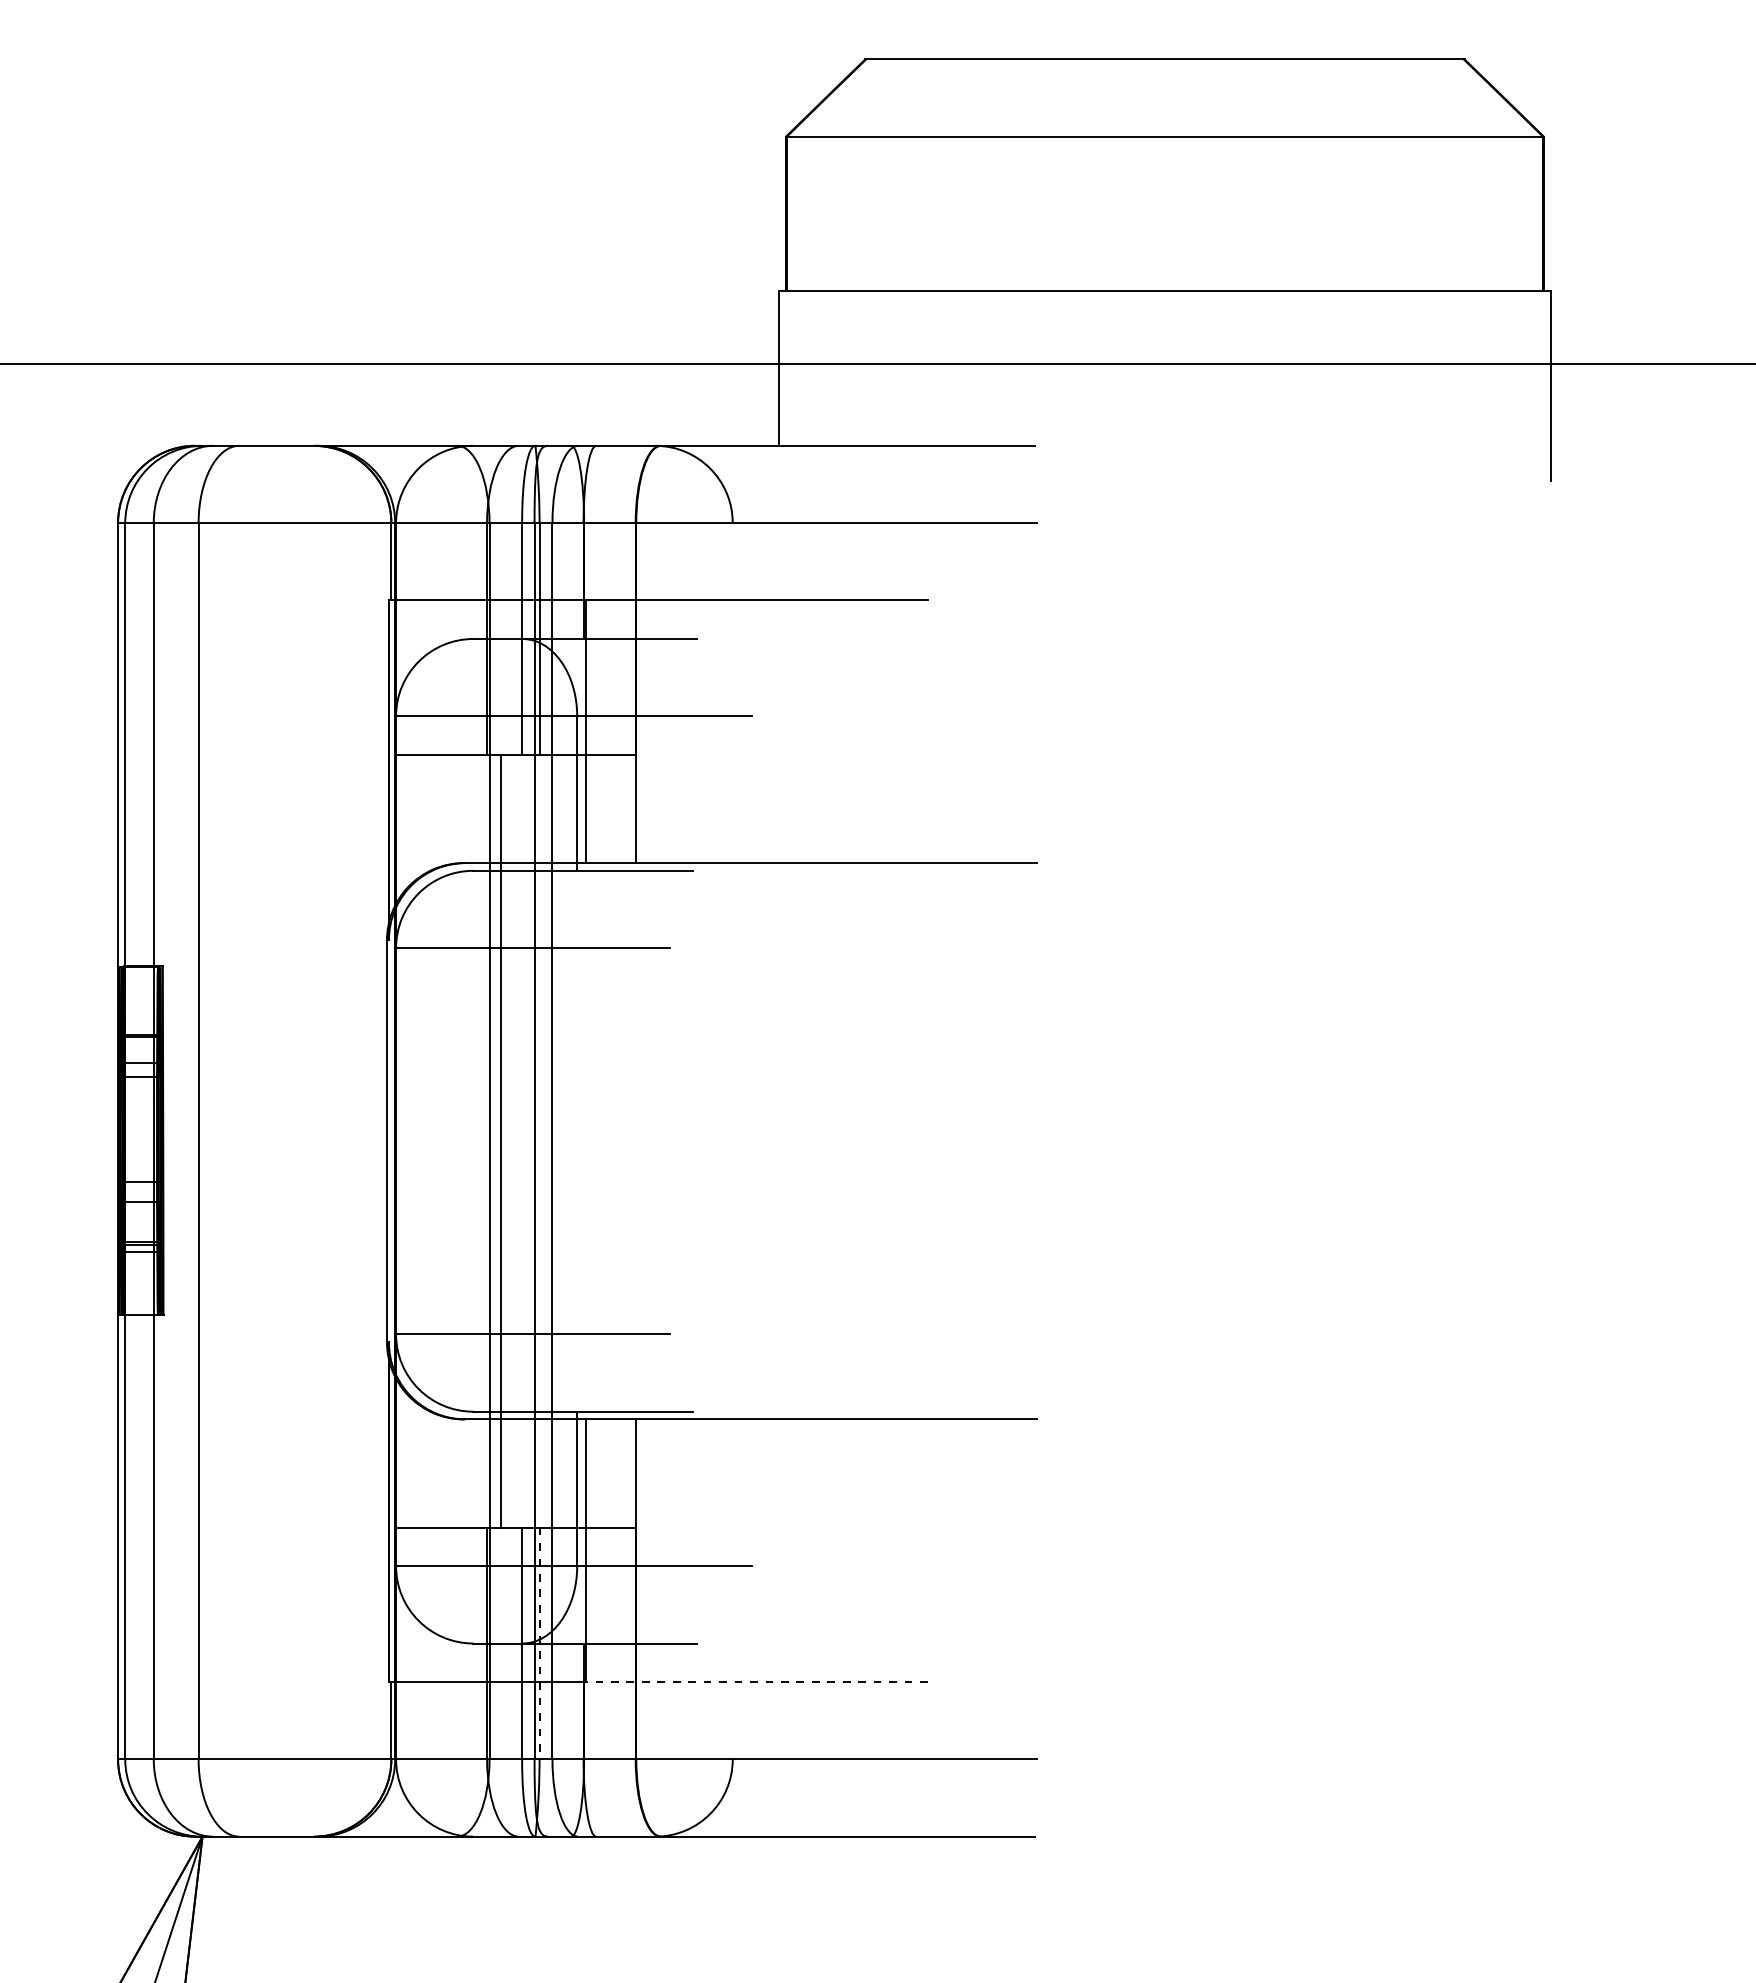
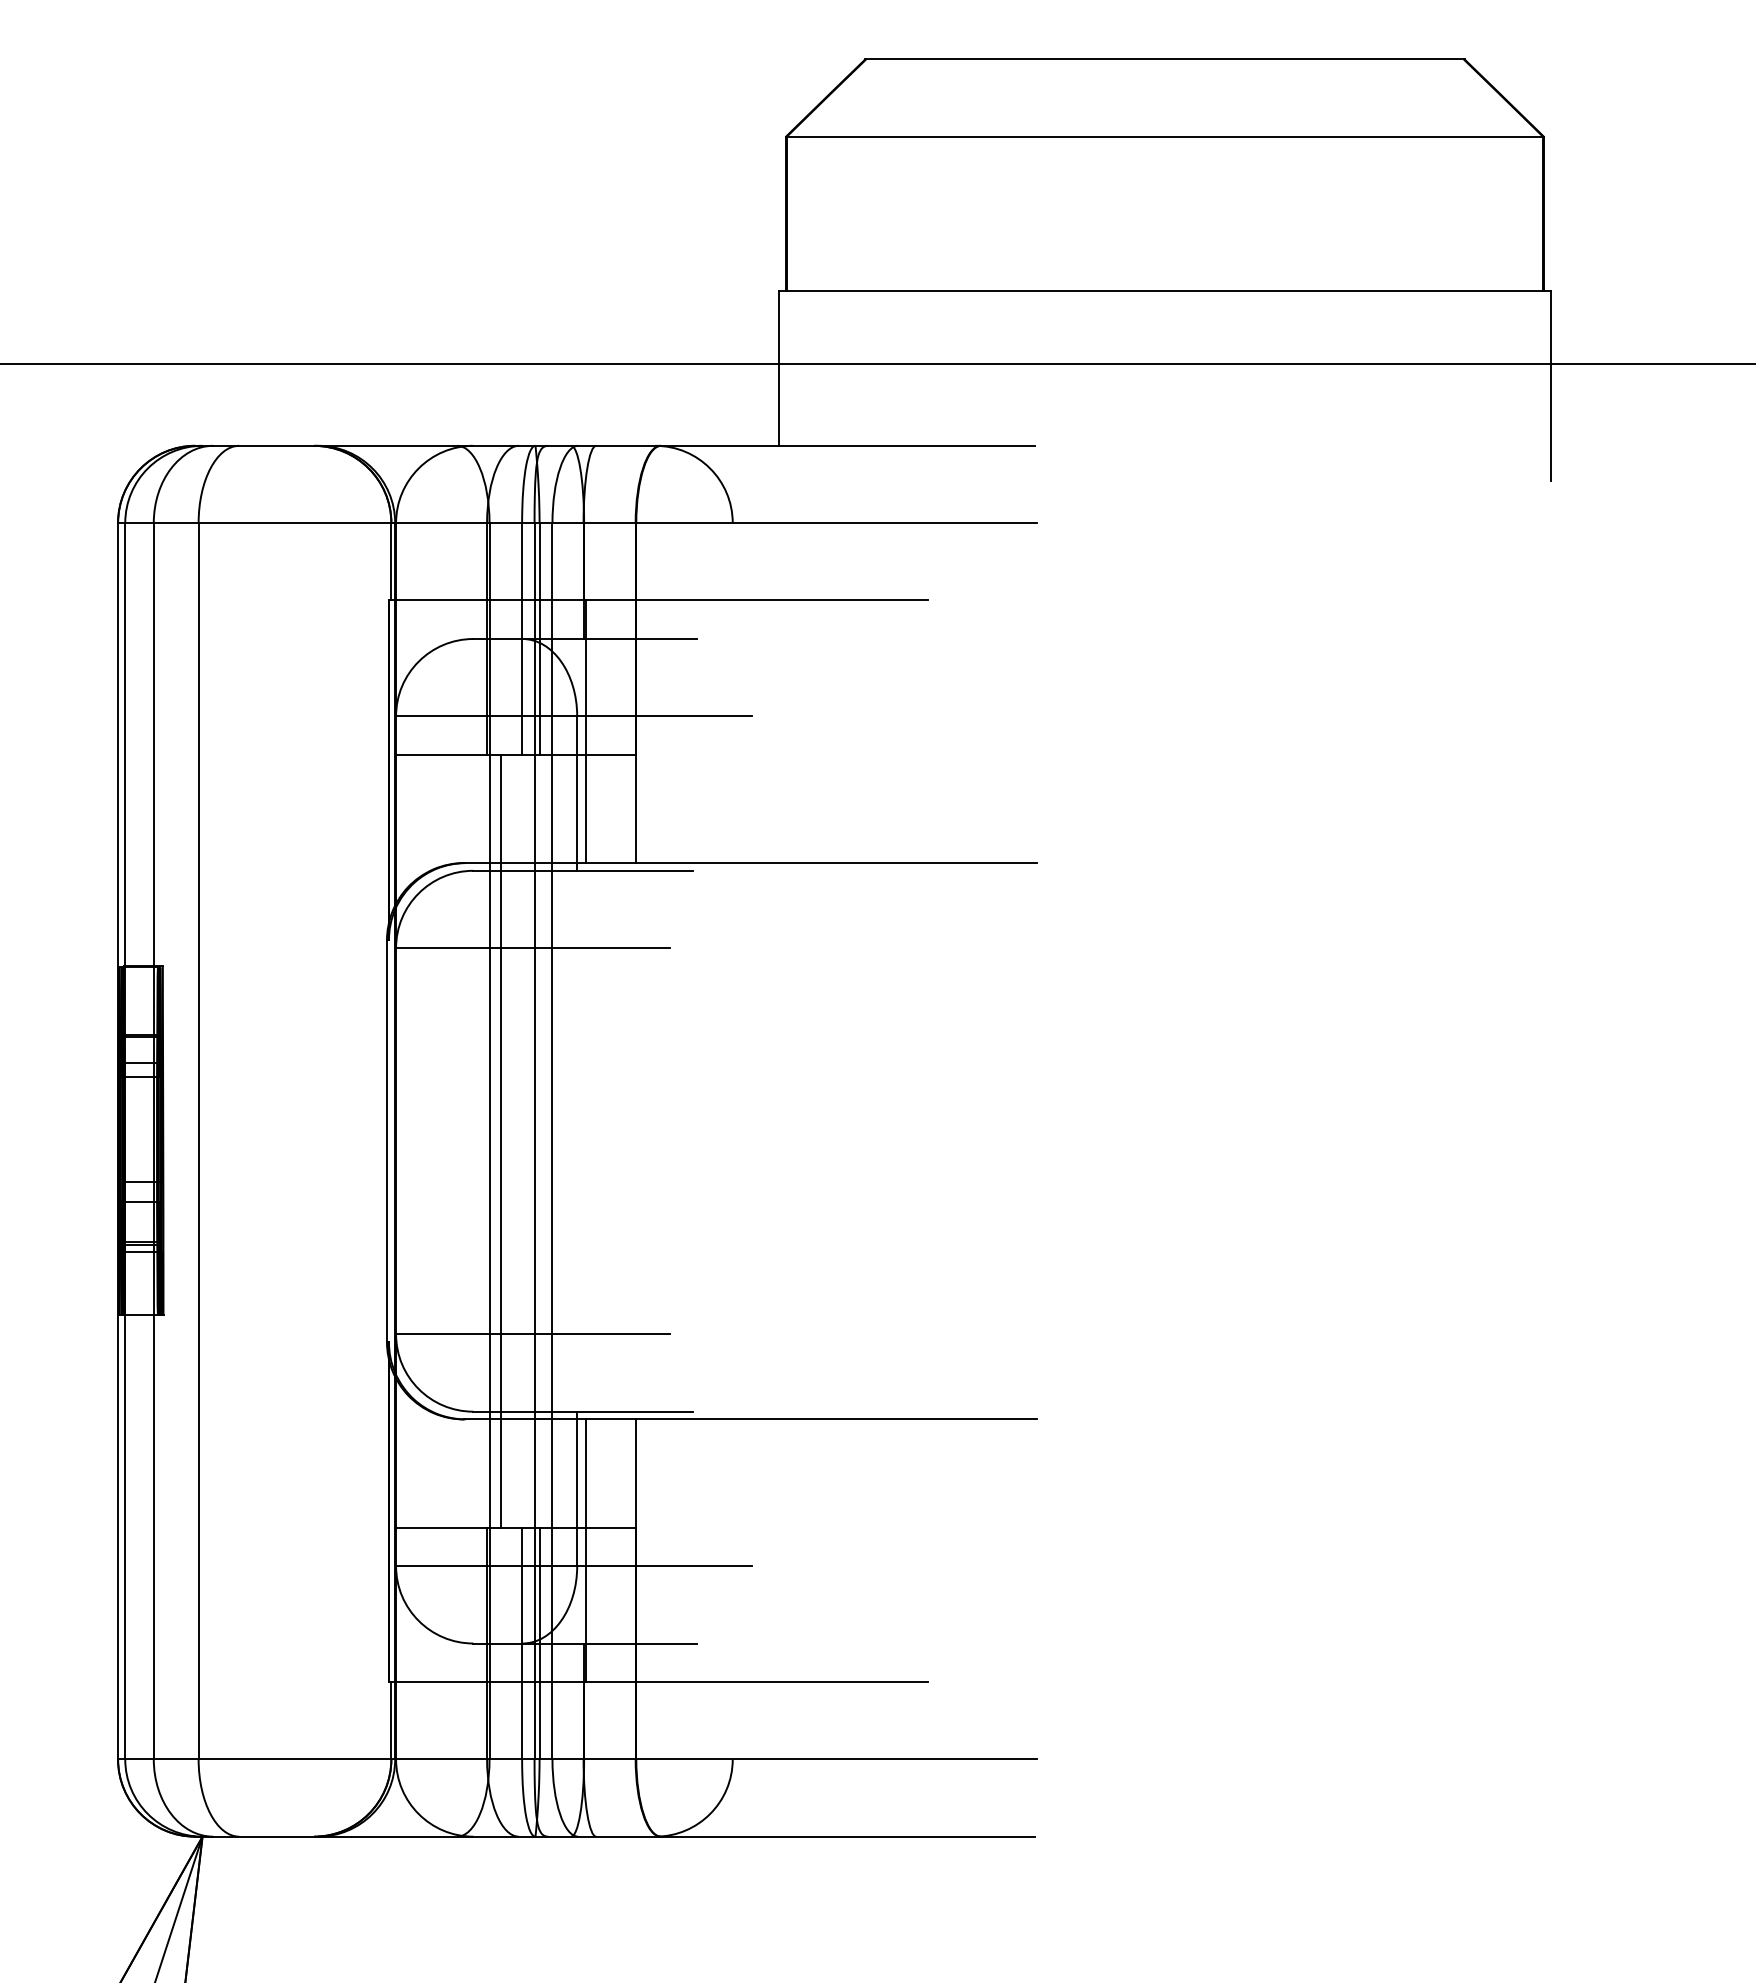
line: dashed -> solid (539, 1643)
line: dashed -> solid (757, 1682)
